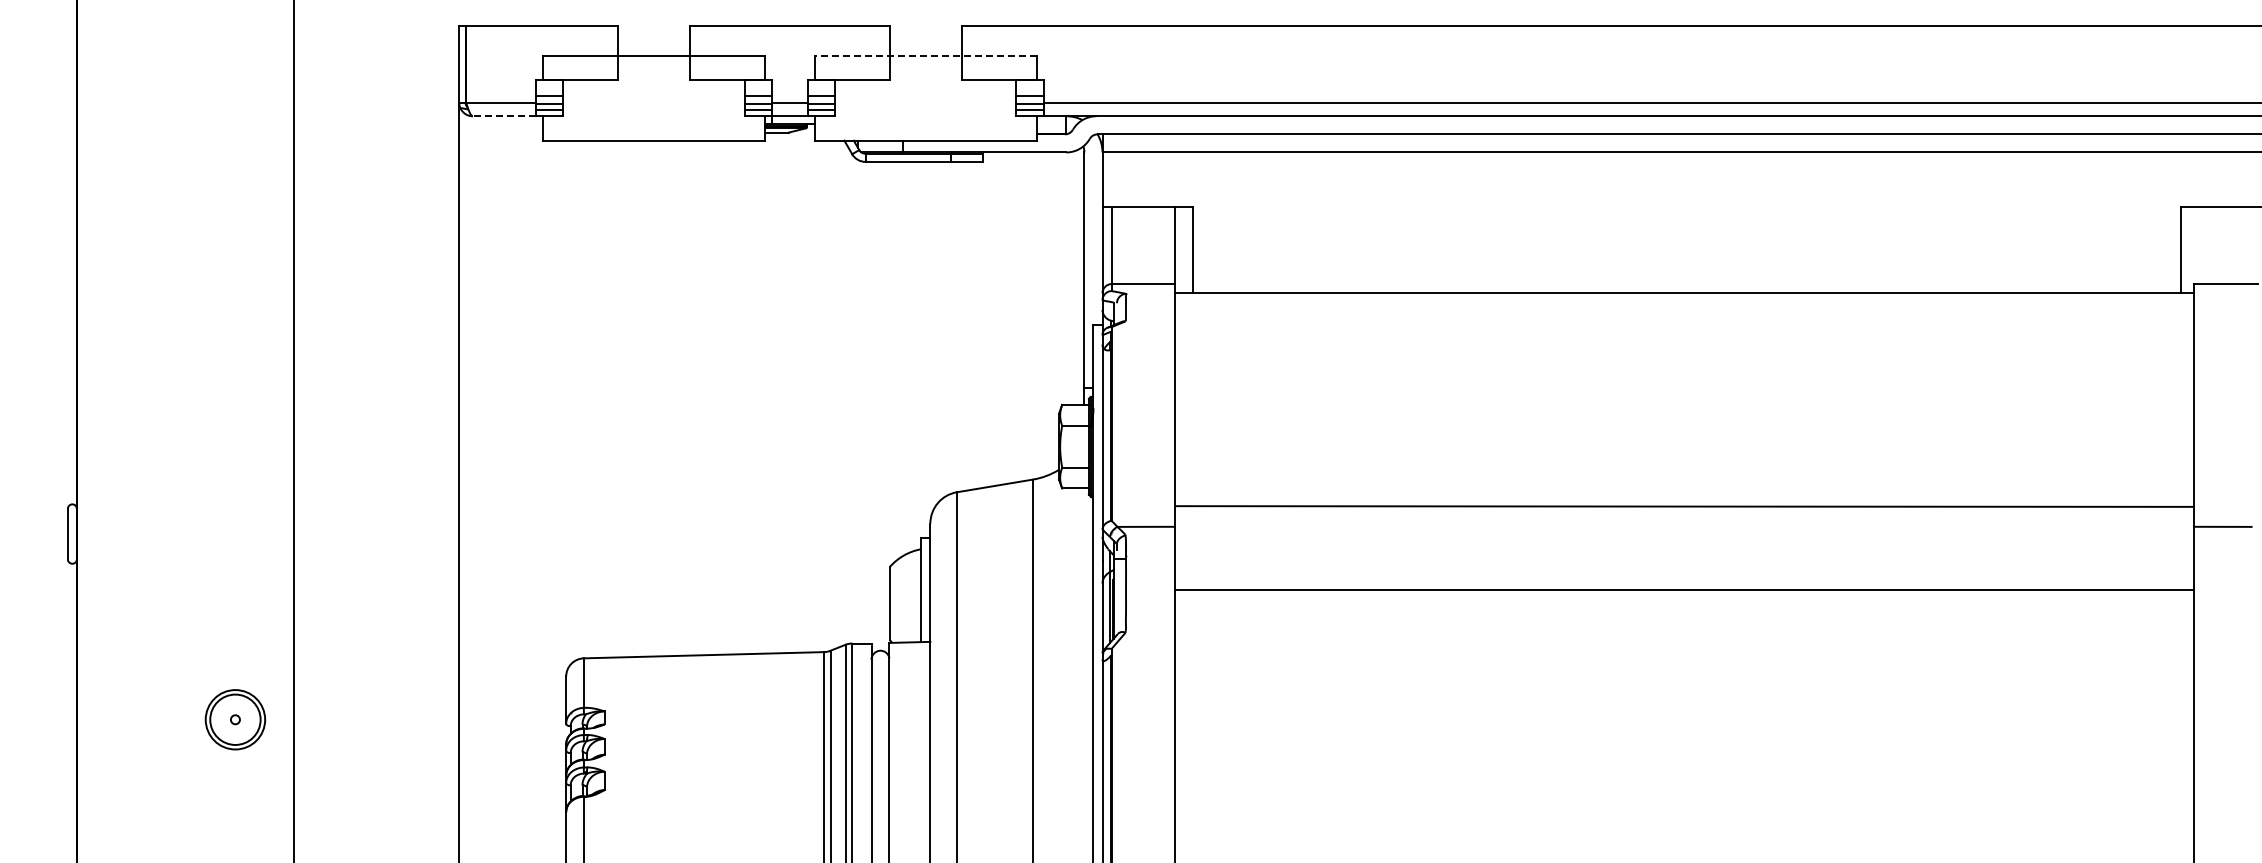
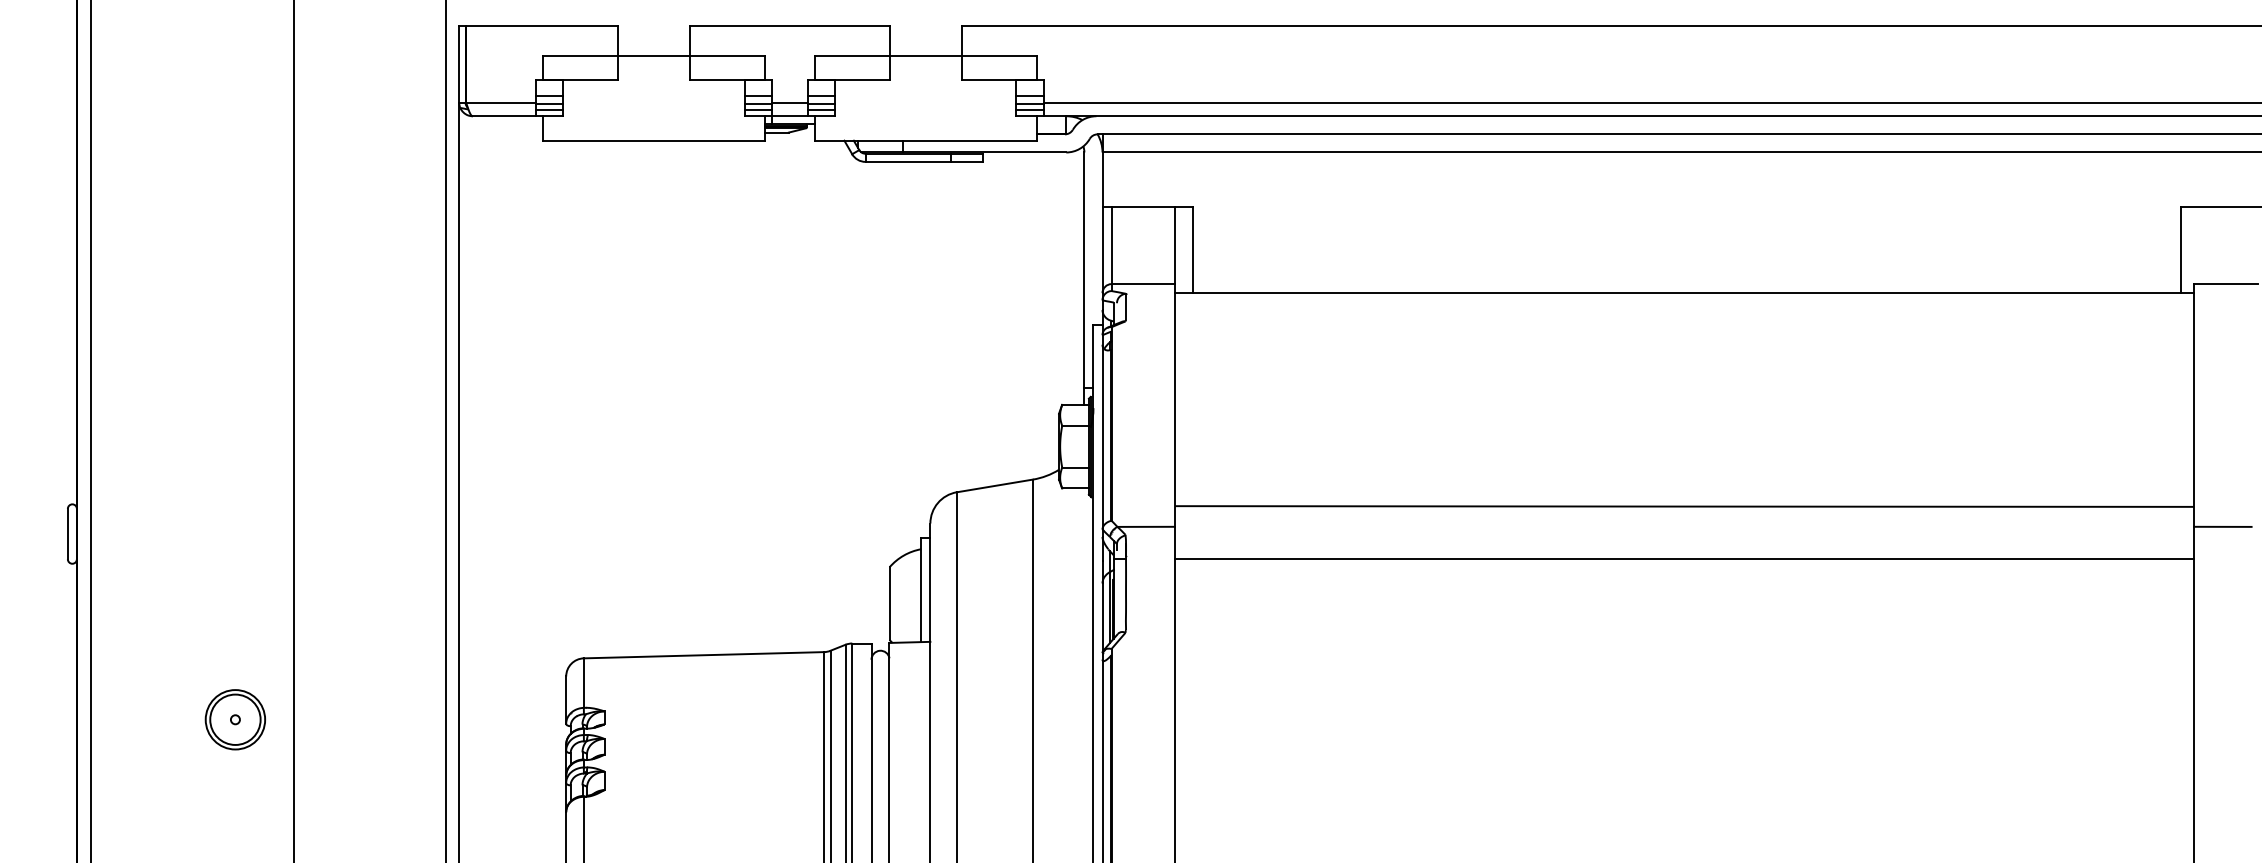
line: dashed -> solid (925, 55)
line: dashed -> solid (504, 116)
line: none -> present (90, 430)
line: none -> present (445, 430)
line position: (1684, 590) -> (1684, 559) (1684, 559)
